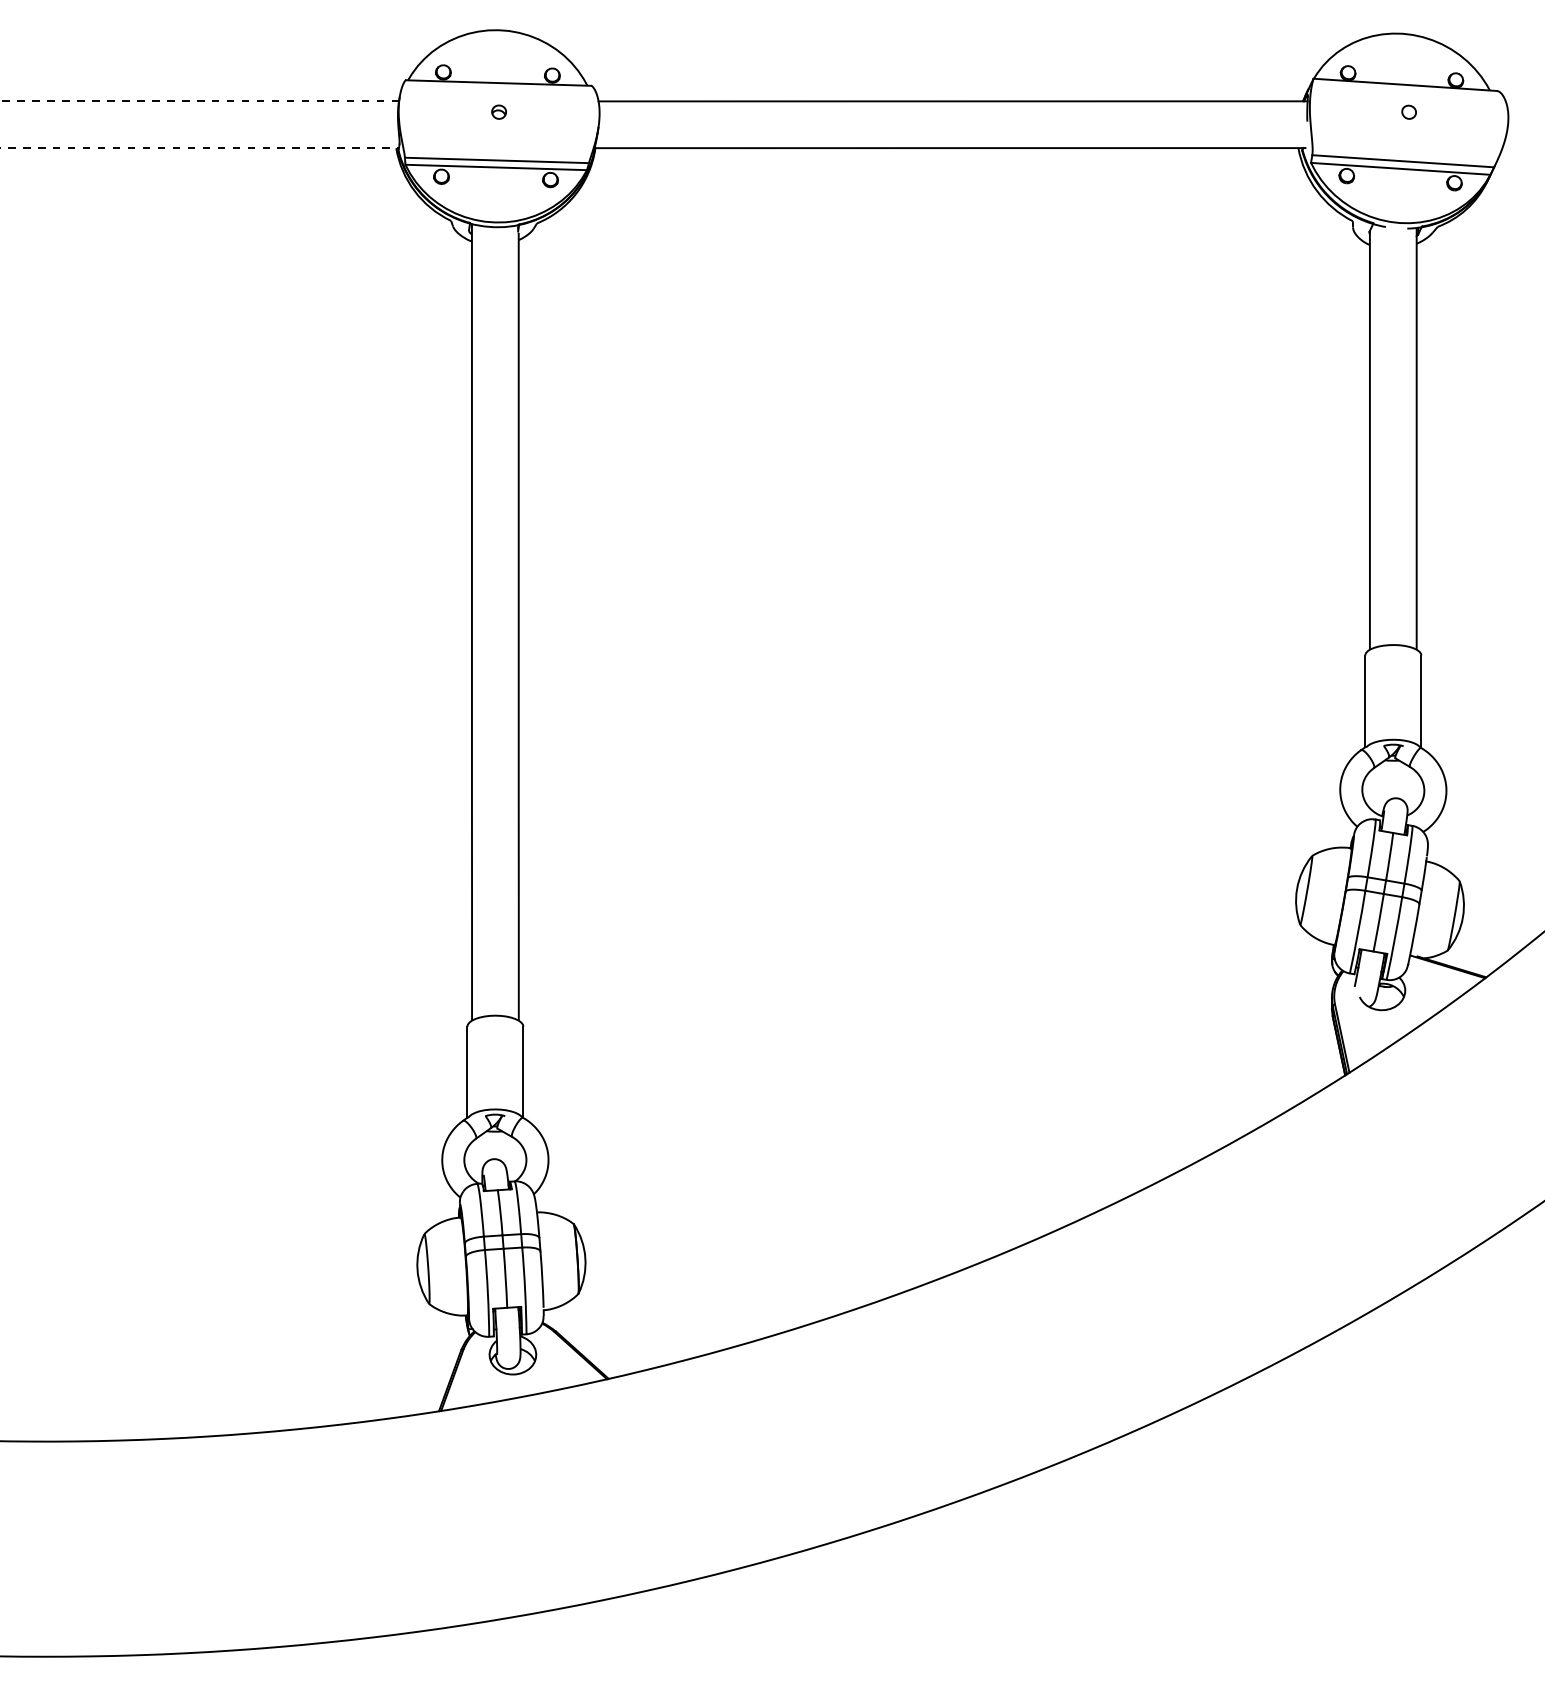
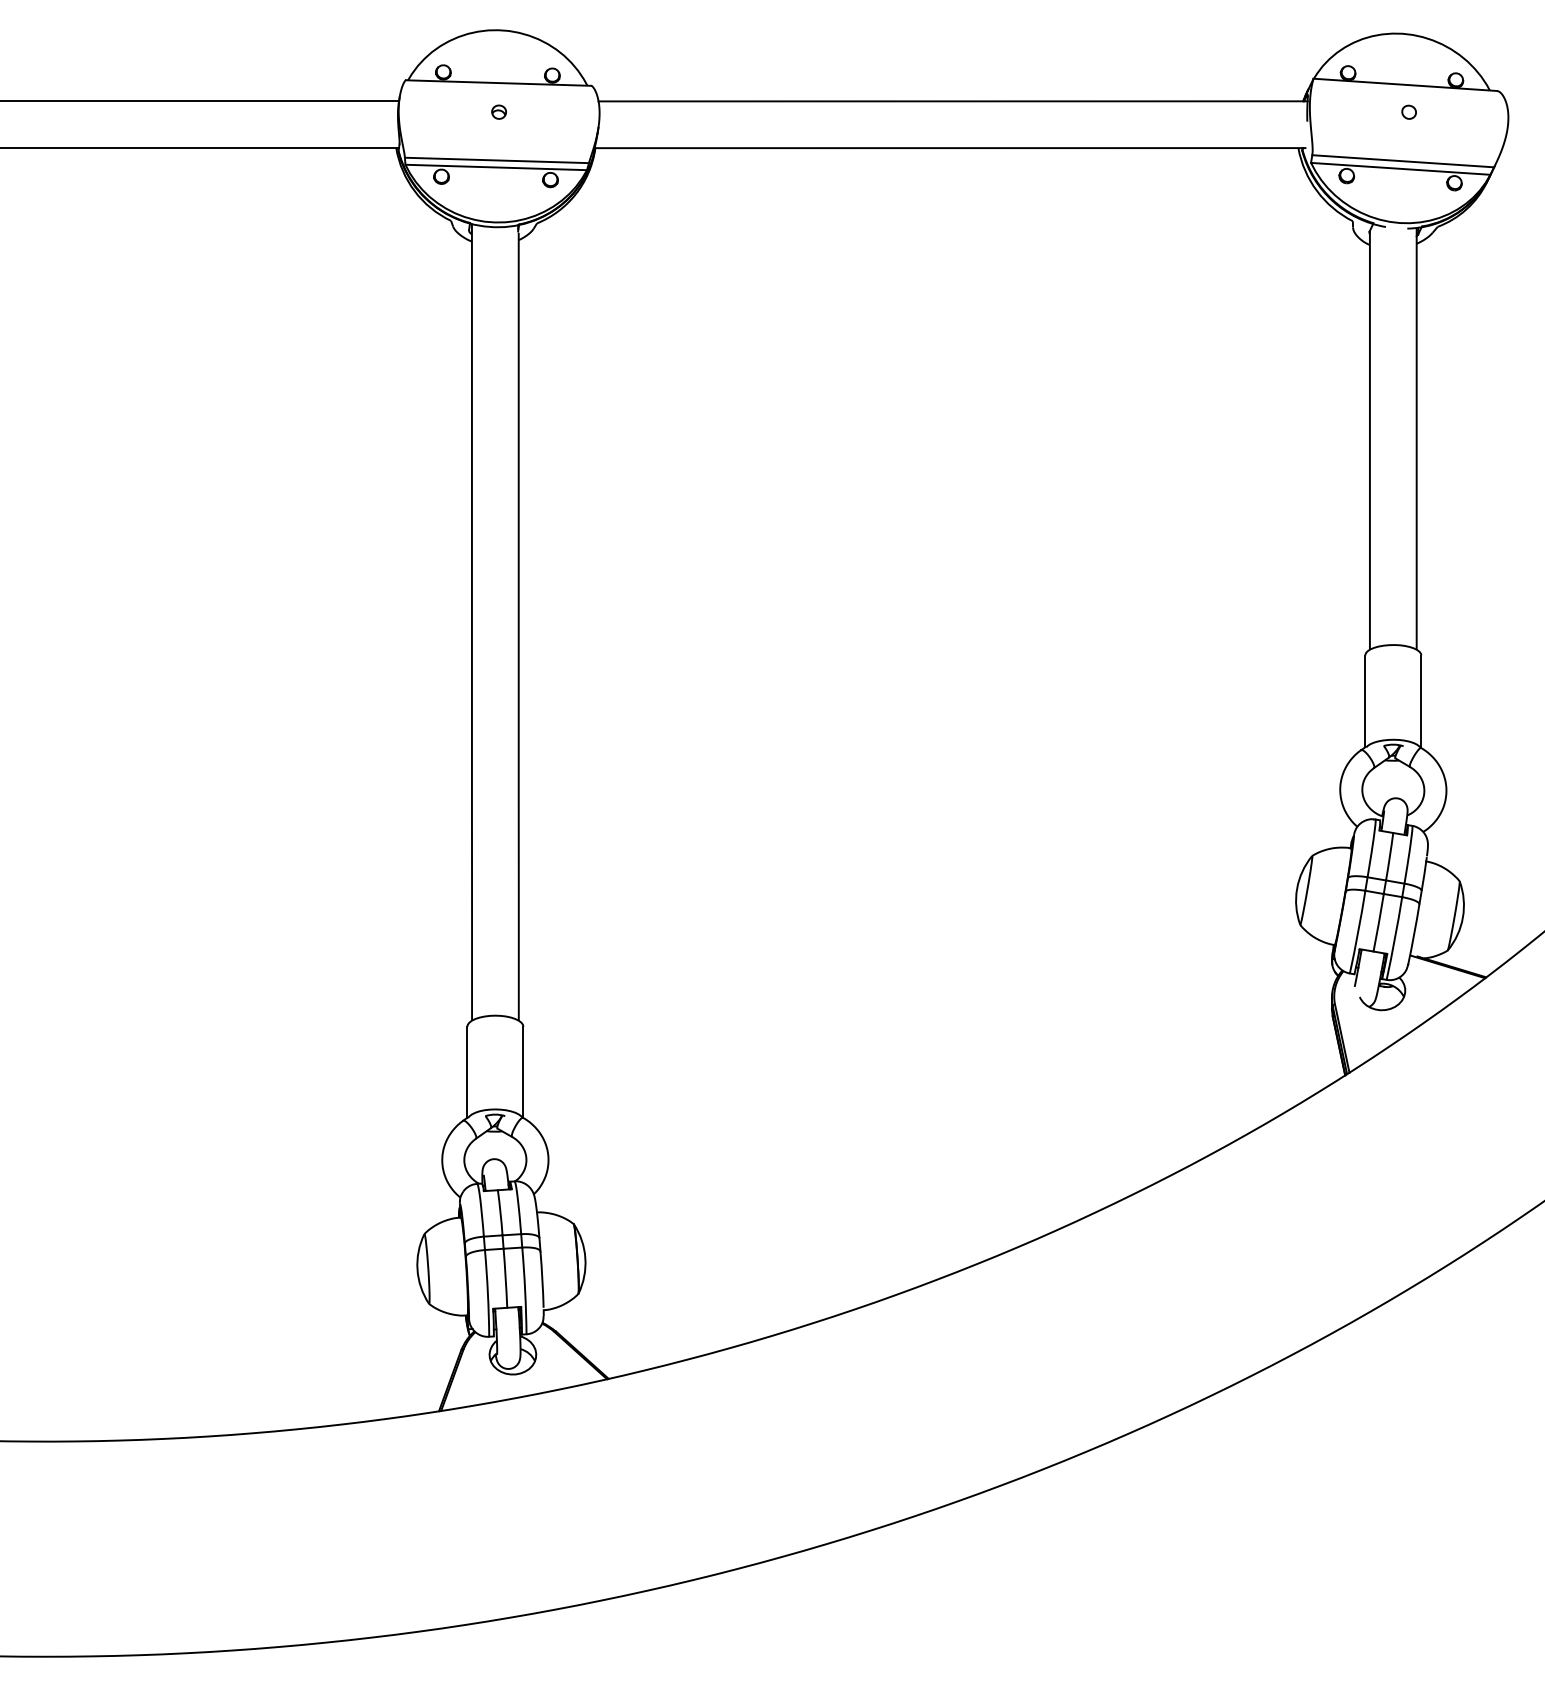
line: dashed -> solid (199, 101)
line: dashed -> solid (200, 148)
